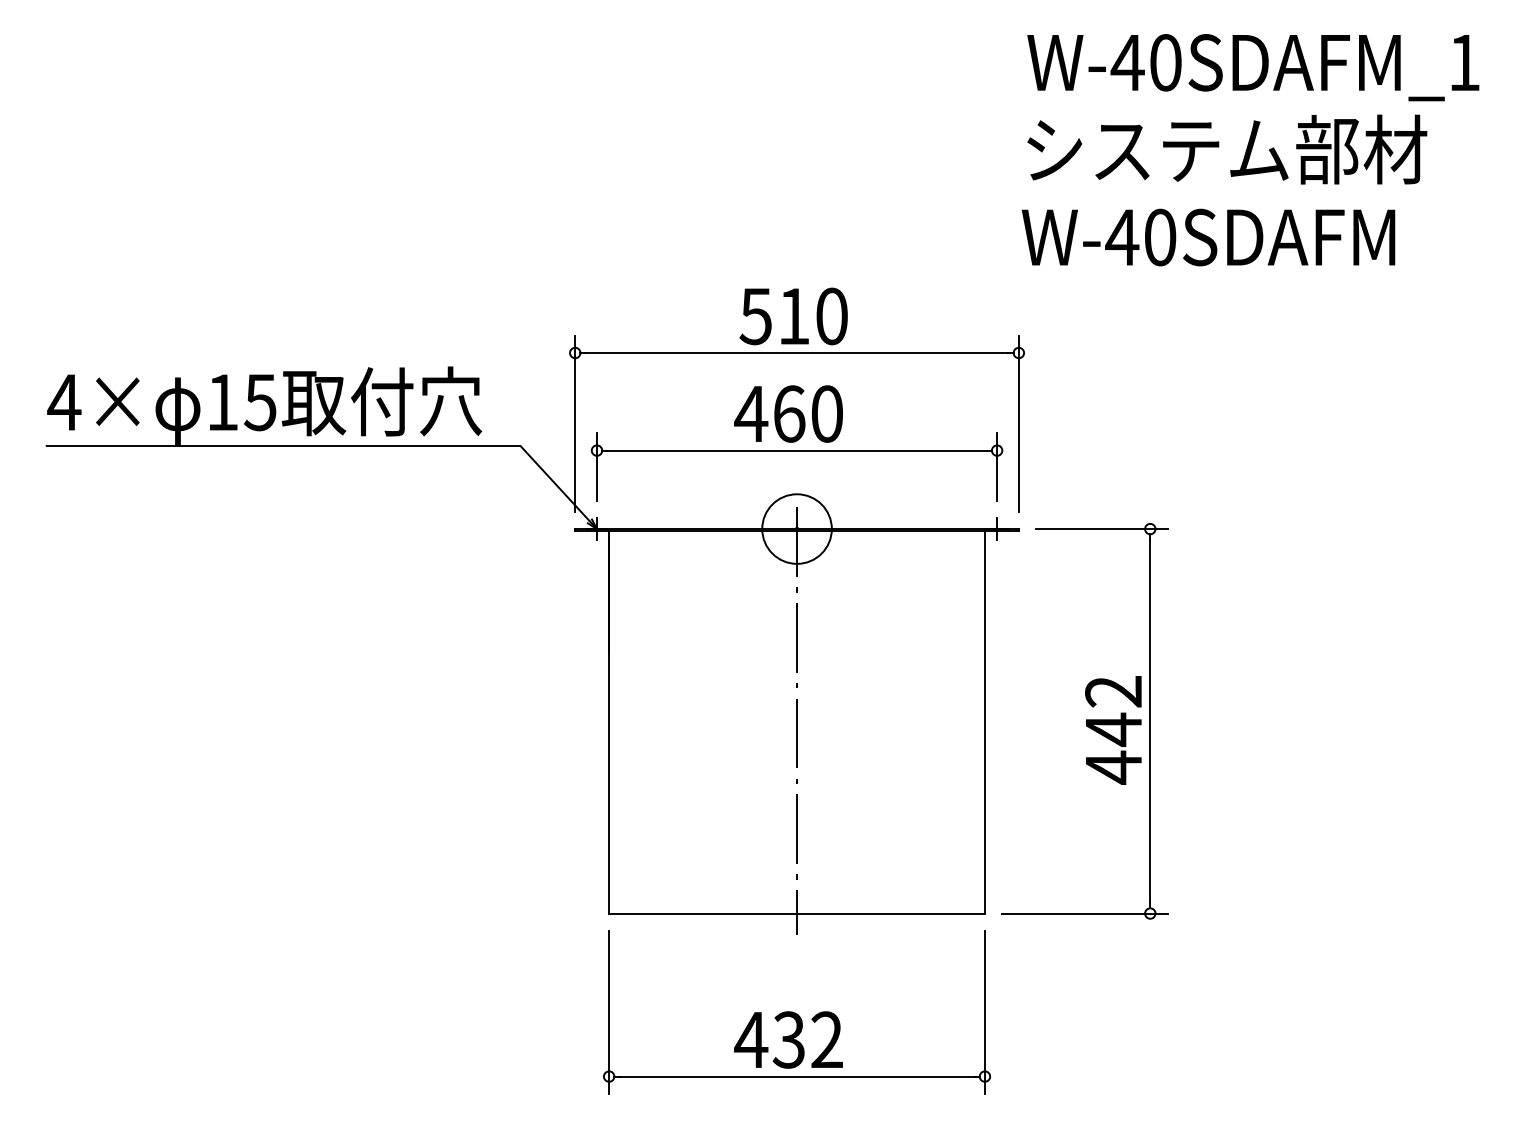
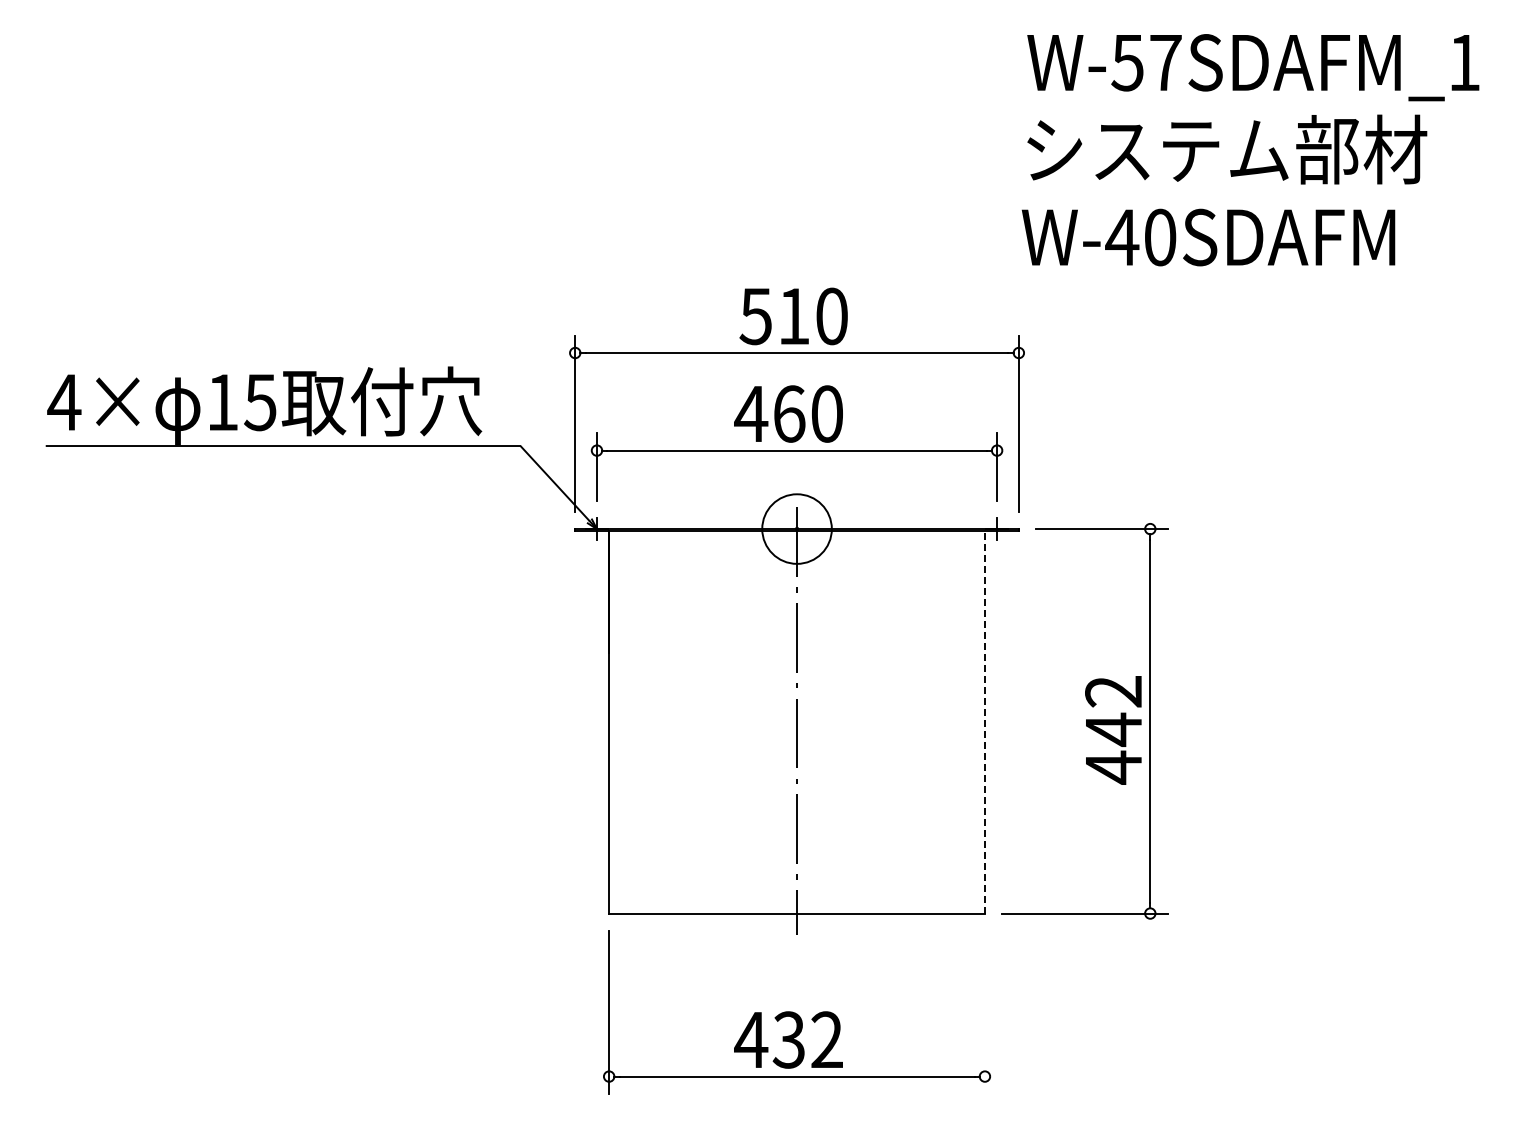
text: W-40SDAFM_1 -> W-57SDAFM_1 (1145, 62)
line: solid -> dashed (984, 721)
line: present -> none (984, 1011)
